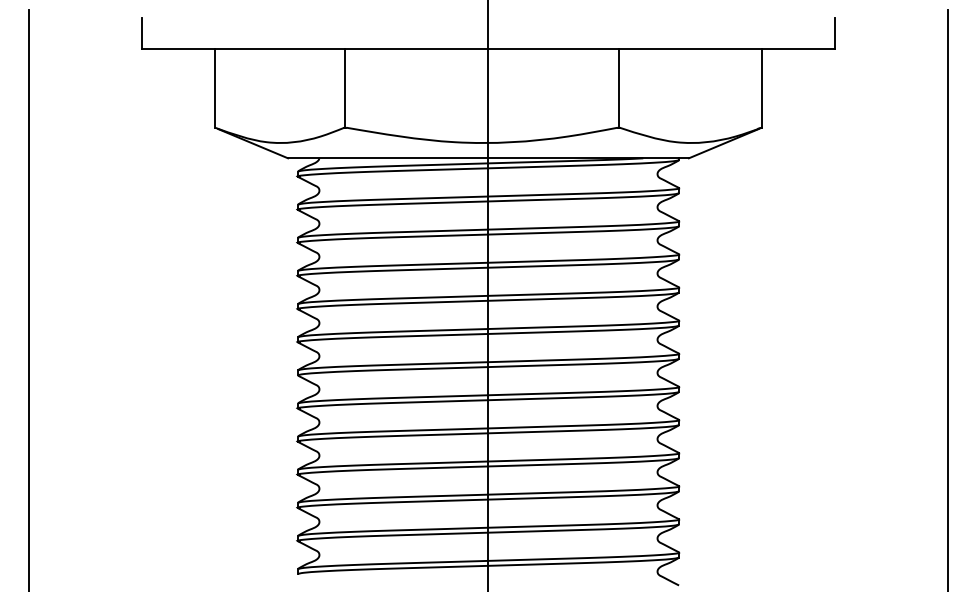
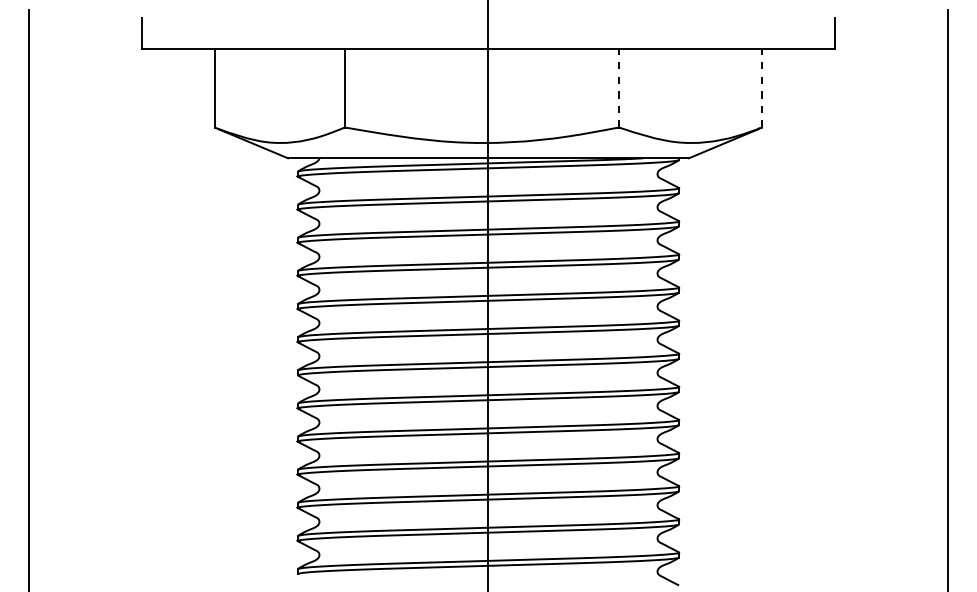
line: solid -> dashed (619, 87)
line: solid -> dashed (762, 87)
